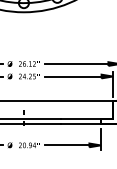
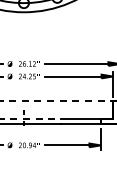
line: solid -> dashed (56, 101)
line: solid -> dashed (30, 119)
